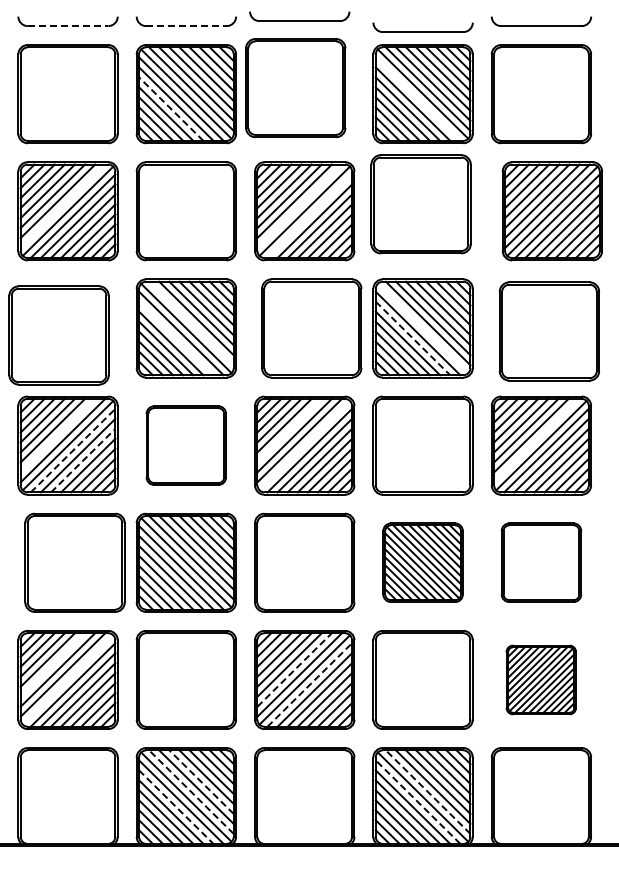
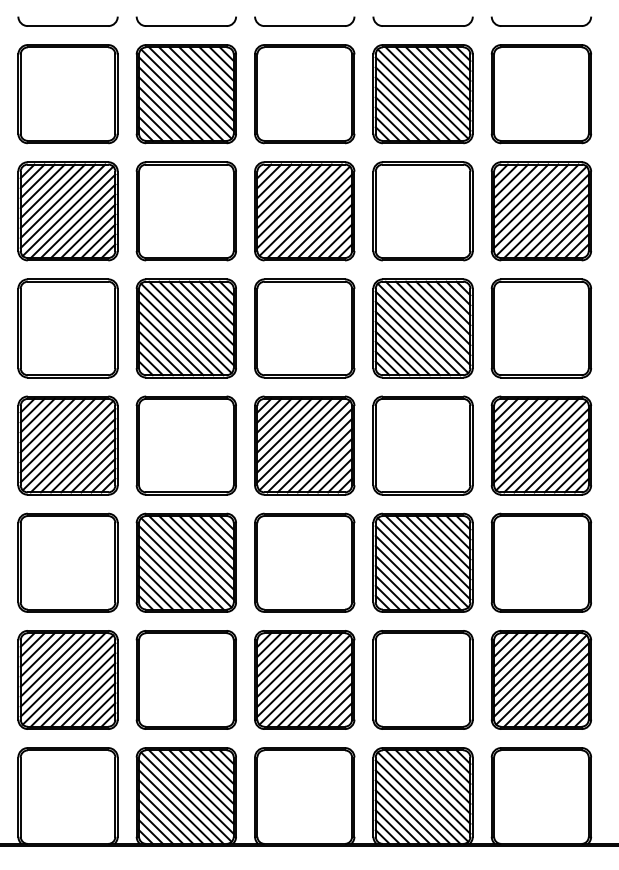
part position: (299, 16) -> (304, 21) (304, 21)
line: dashed -> solid (68, 26)
line: dashed -> solid (186, 26)
part position: (422, 27) -> (422, 21) (422, 21)
part position: (295, 88) -> (304, 94) (304, 94)
line: none -> present (417, 98)
line: dashed -> solid (170, 108)
part position: (420, 204) -> (422, 211) (422, 211)
line: none -> present (62, 206)
line: none -> present (299, 206)
part position: (552, 211) -> (541, 211) (541, 211)
line: none -> present (309, 216)
line: none -> present (191, 323)
part position: (311, 328) -> (304, 328) (304, 328)
line: none -> present (422, 328)
part position: (548, 331) -> (540, 328) (540, 328)
part position: (58, 335) -> (67, 328) (67, 328)
line: none -> present (176, 338)
line: dashed -> solid (413, 338)
line: none -> present (289, 430)
line: none -> present (57, 435)
line: none -> present (536, 440)
part size: 82x81 px -> 102x101 px (185, 445)
line: none -> present (304, 445)
line: dashed -> solid (73, 450)
line: dashed -> solid (83, 460)
part position: (74, 562) -> (67, 562) (67, 562)
part size: 82x81 px -> 102x101 px (422, 562)
part size: 83x81 px -> 103x101 px (541, 562)
line: none -> present (52, 664)
line: dashed -> solid (295, 669)
line: none -> present (67, 679)
part size: 72x72 px -> 102x100 px (540, 679)
line: dashed -> solid (310, 684)
line: dashed -> solid (201, 781)
line: dashed -> solid (191, 791)
line: dashed -> solid (427, 791)
line: dashed -> solid (417, 801)
line: dashed -> solid (176, 807)
